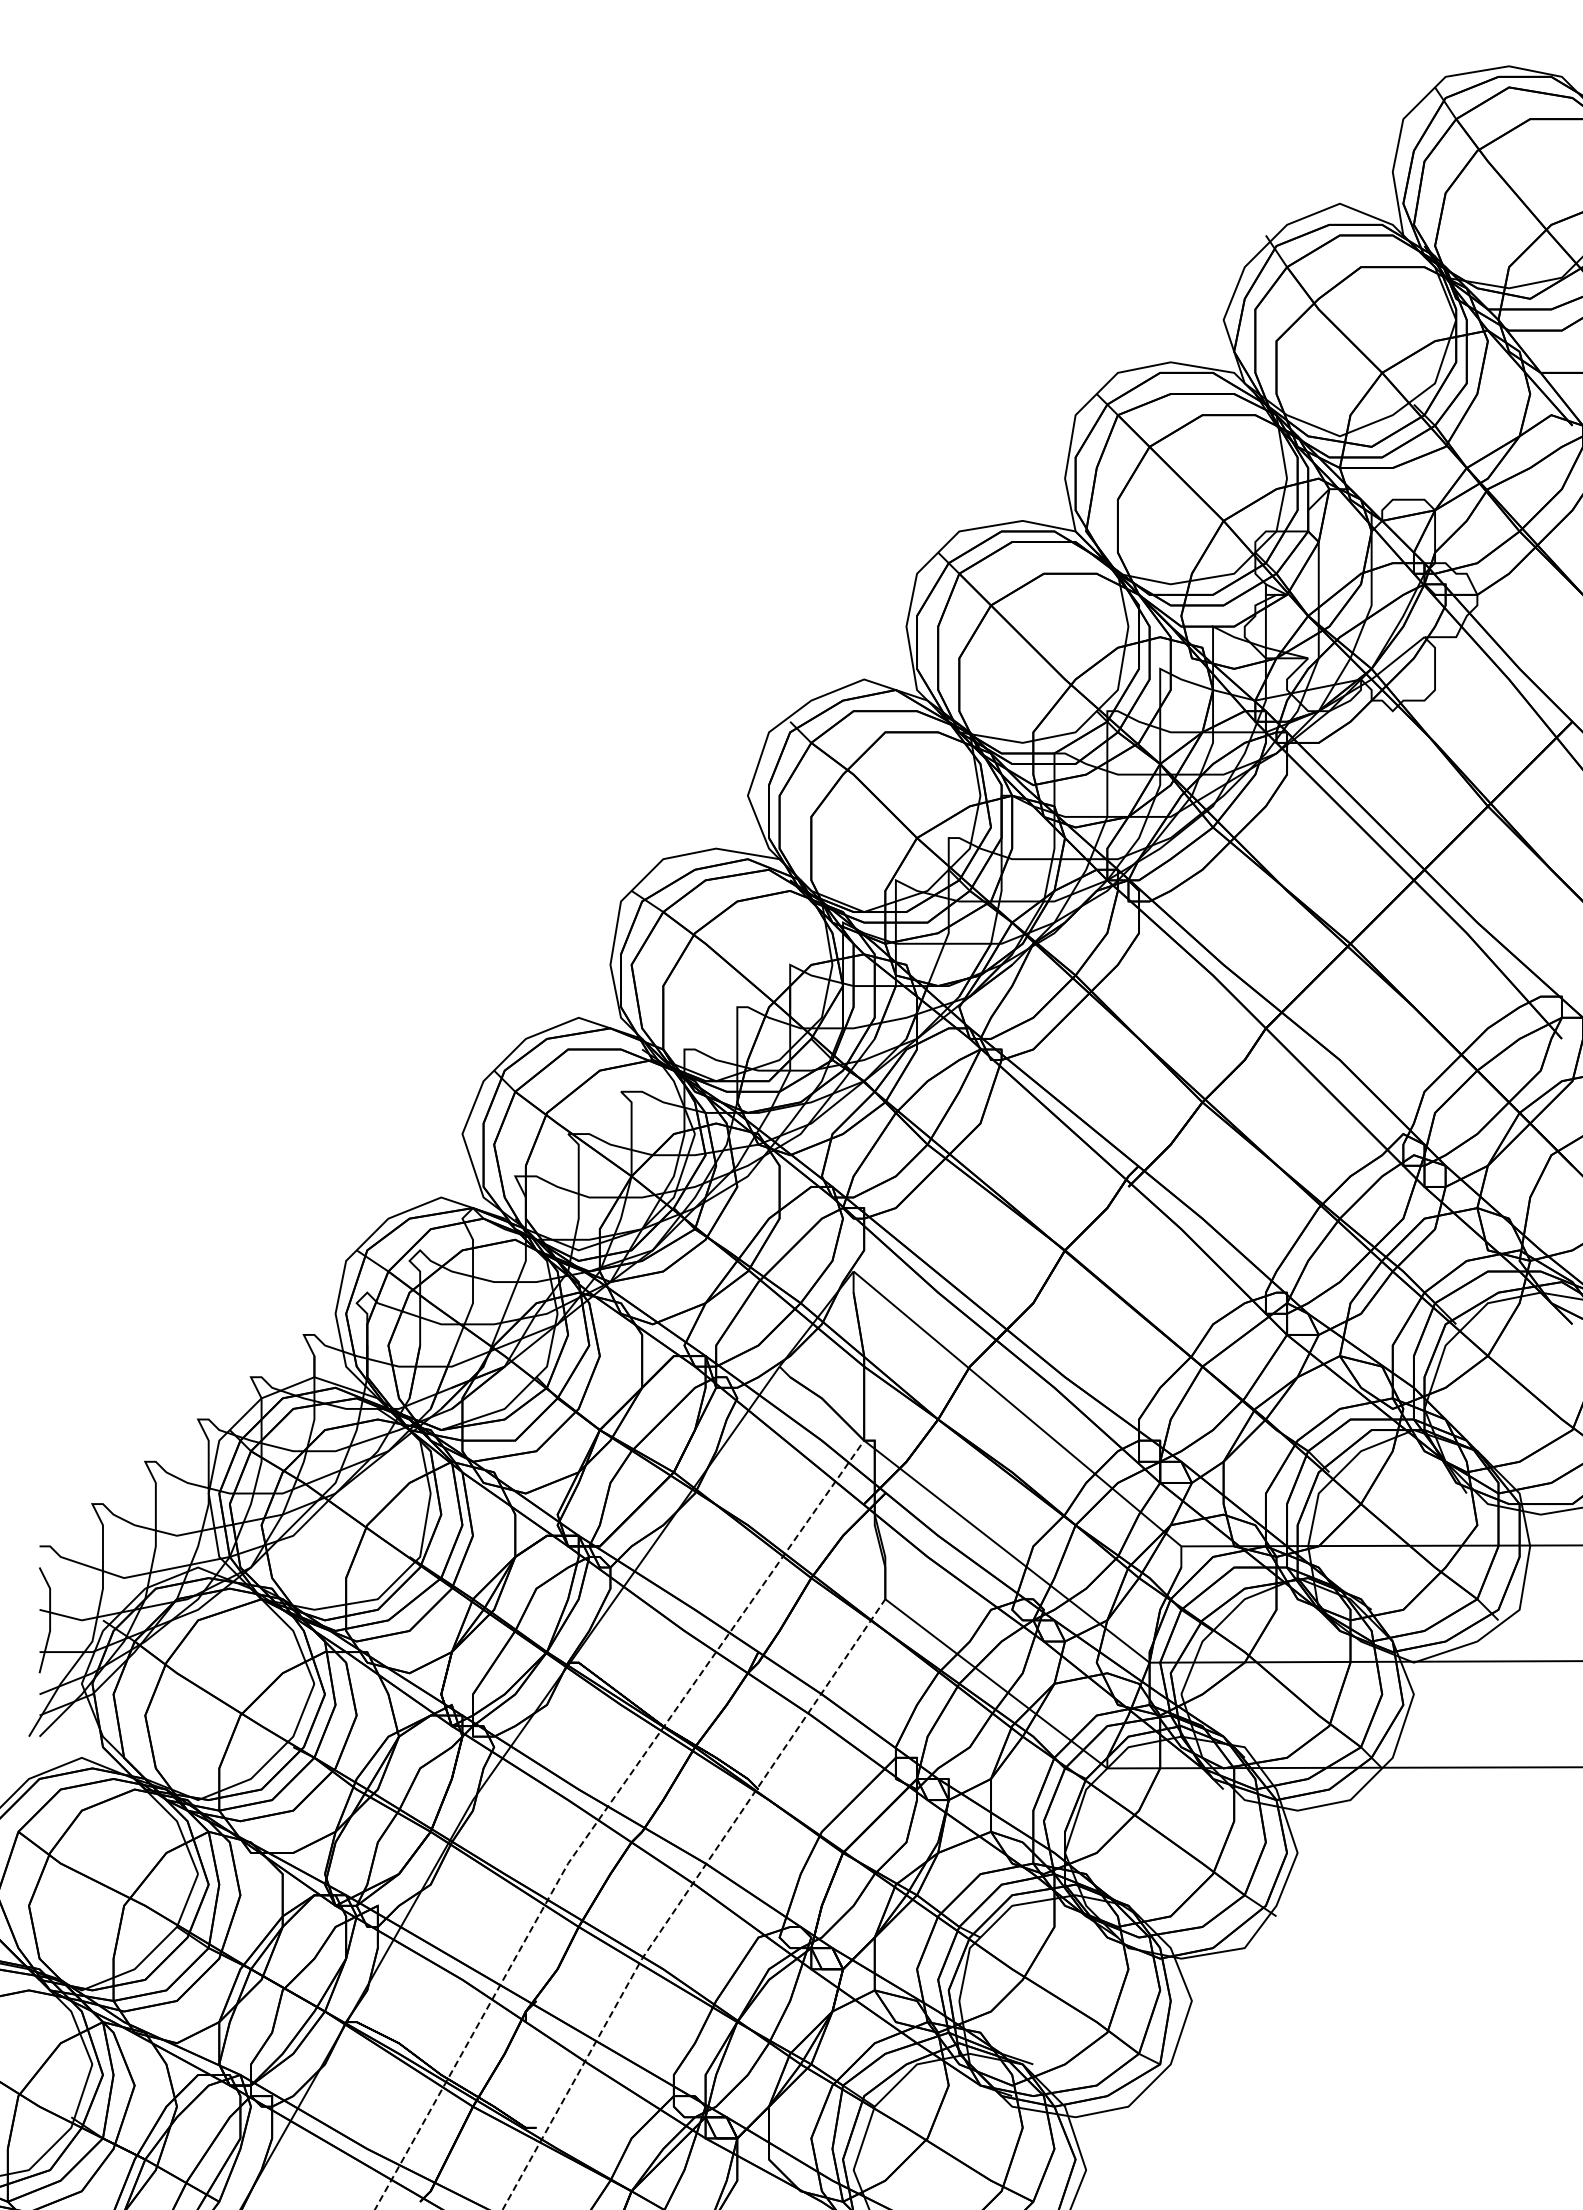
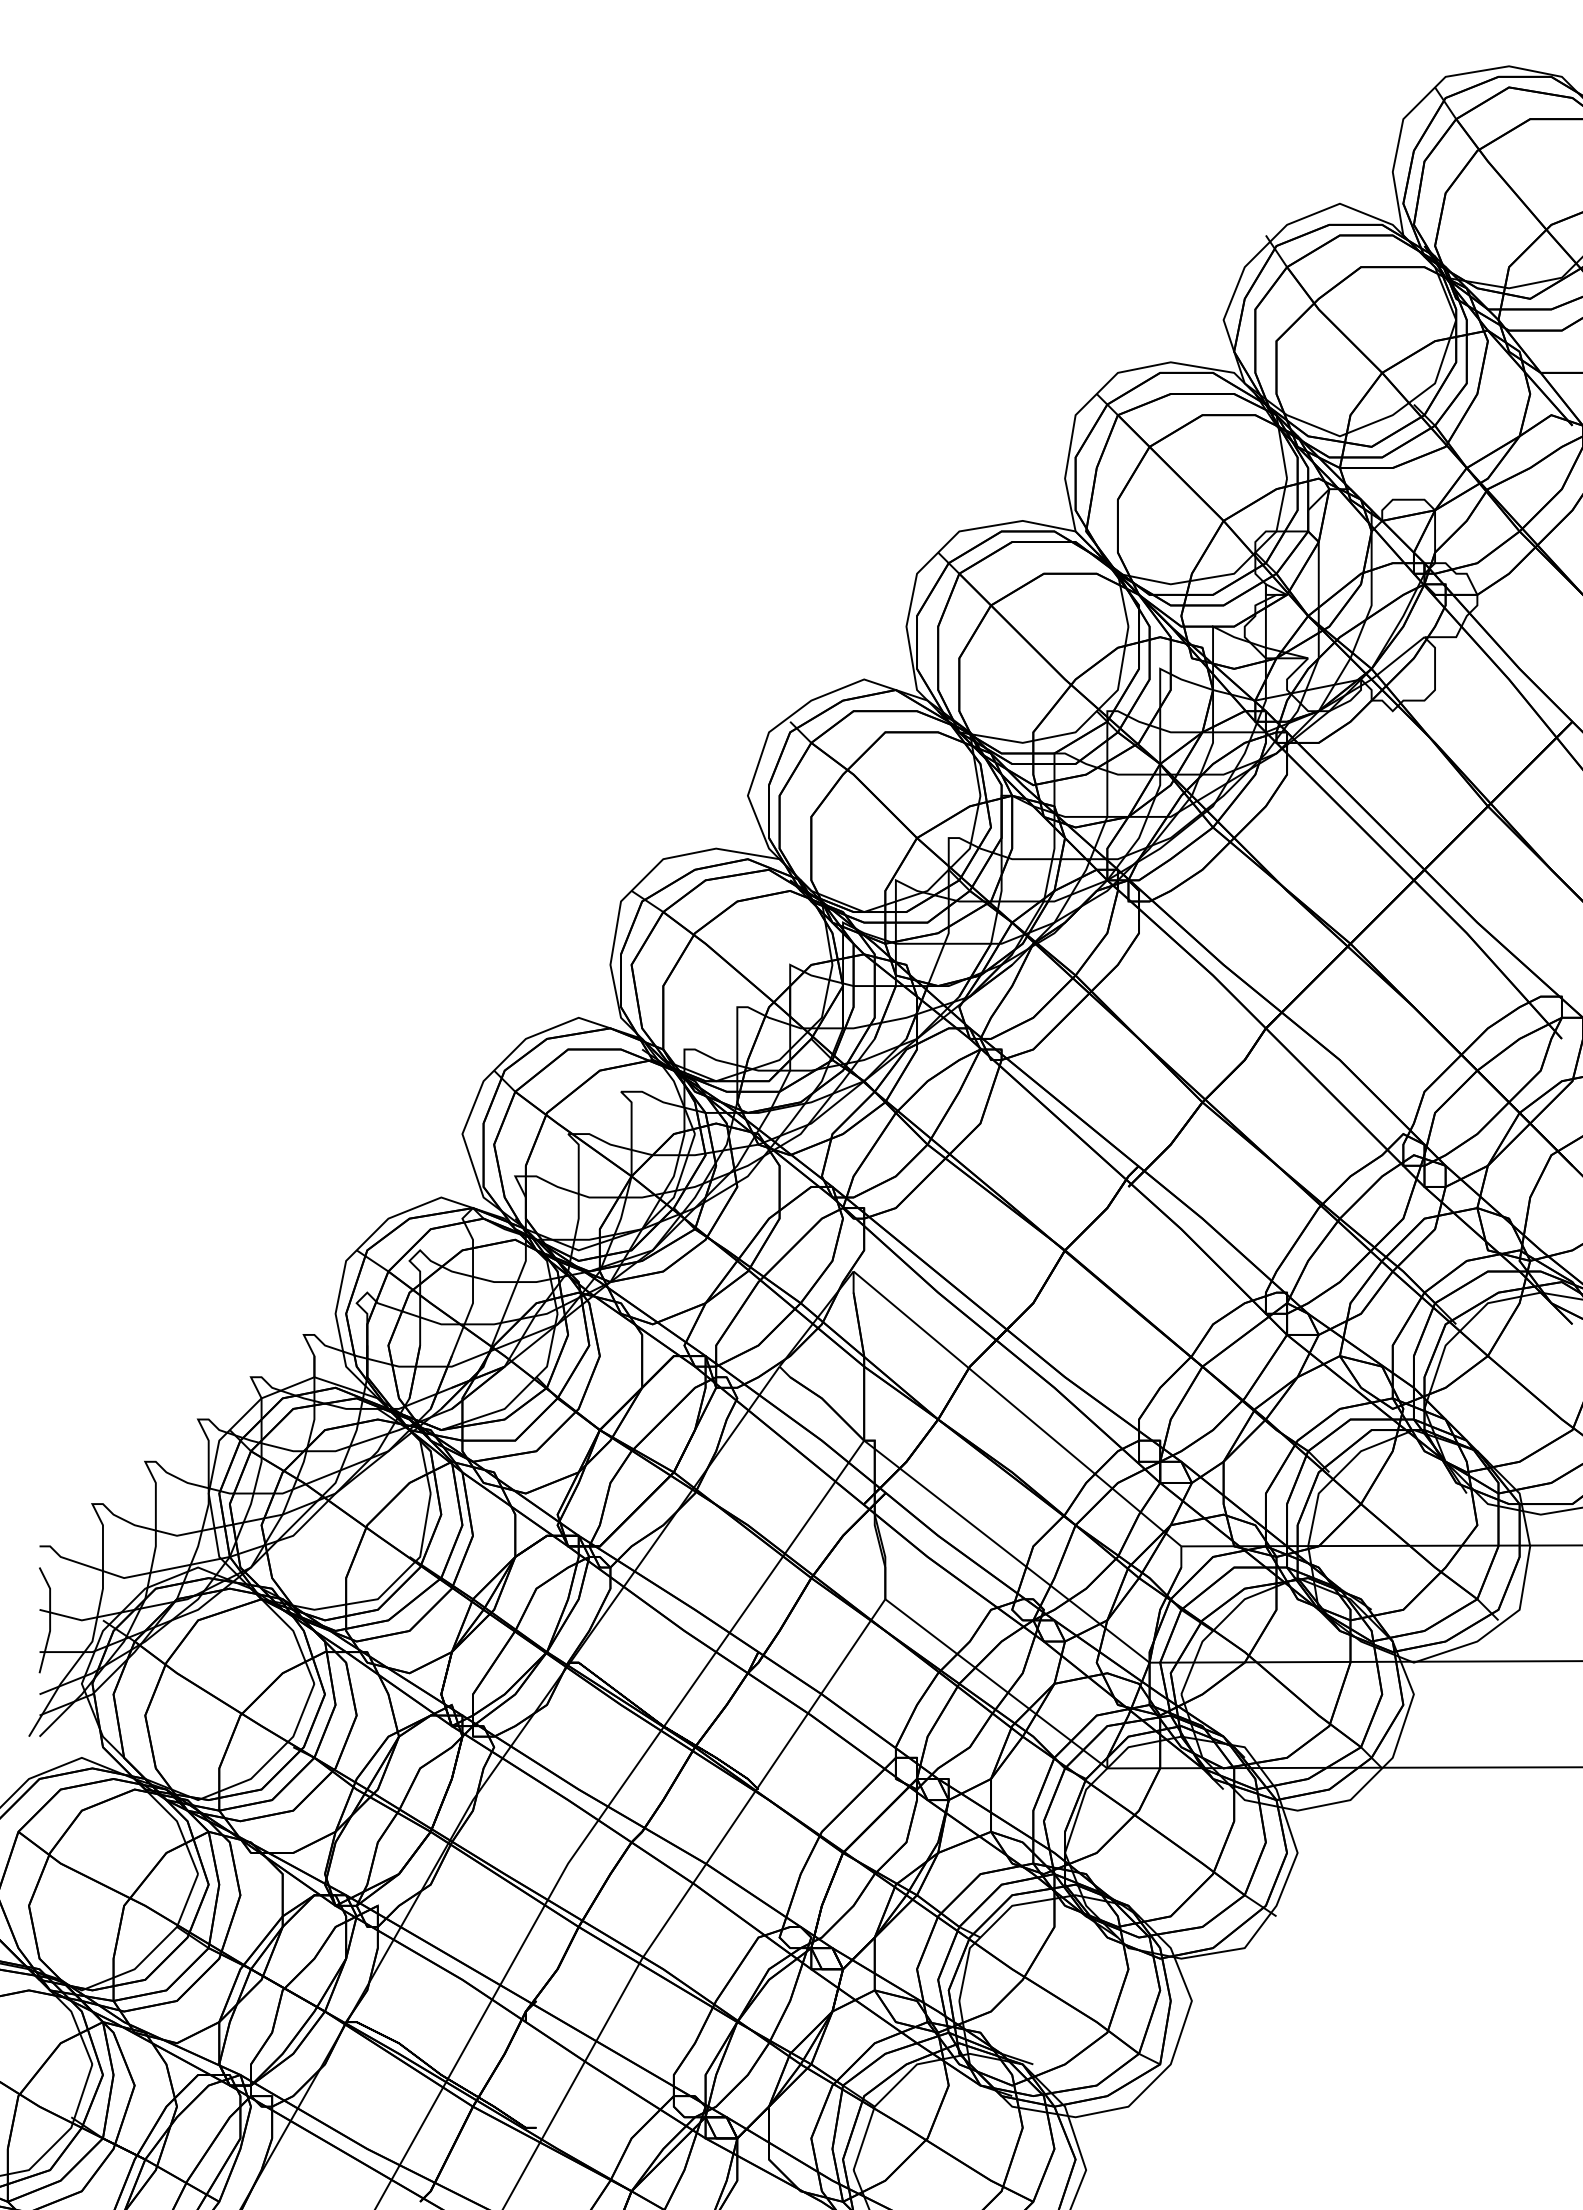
line: dashed -> solid (602, 1814)
line: dashed -> solid (683, 1898)
